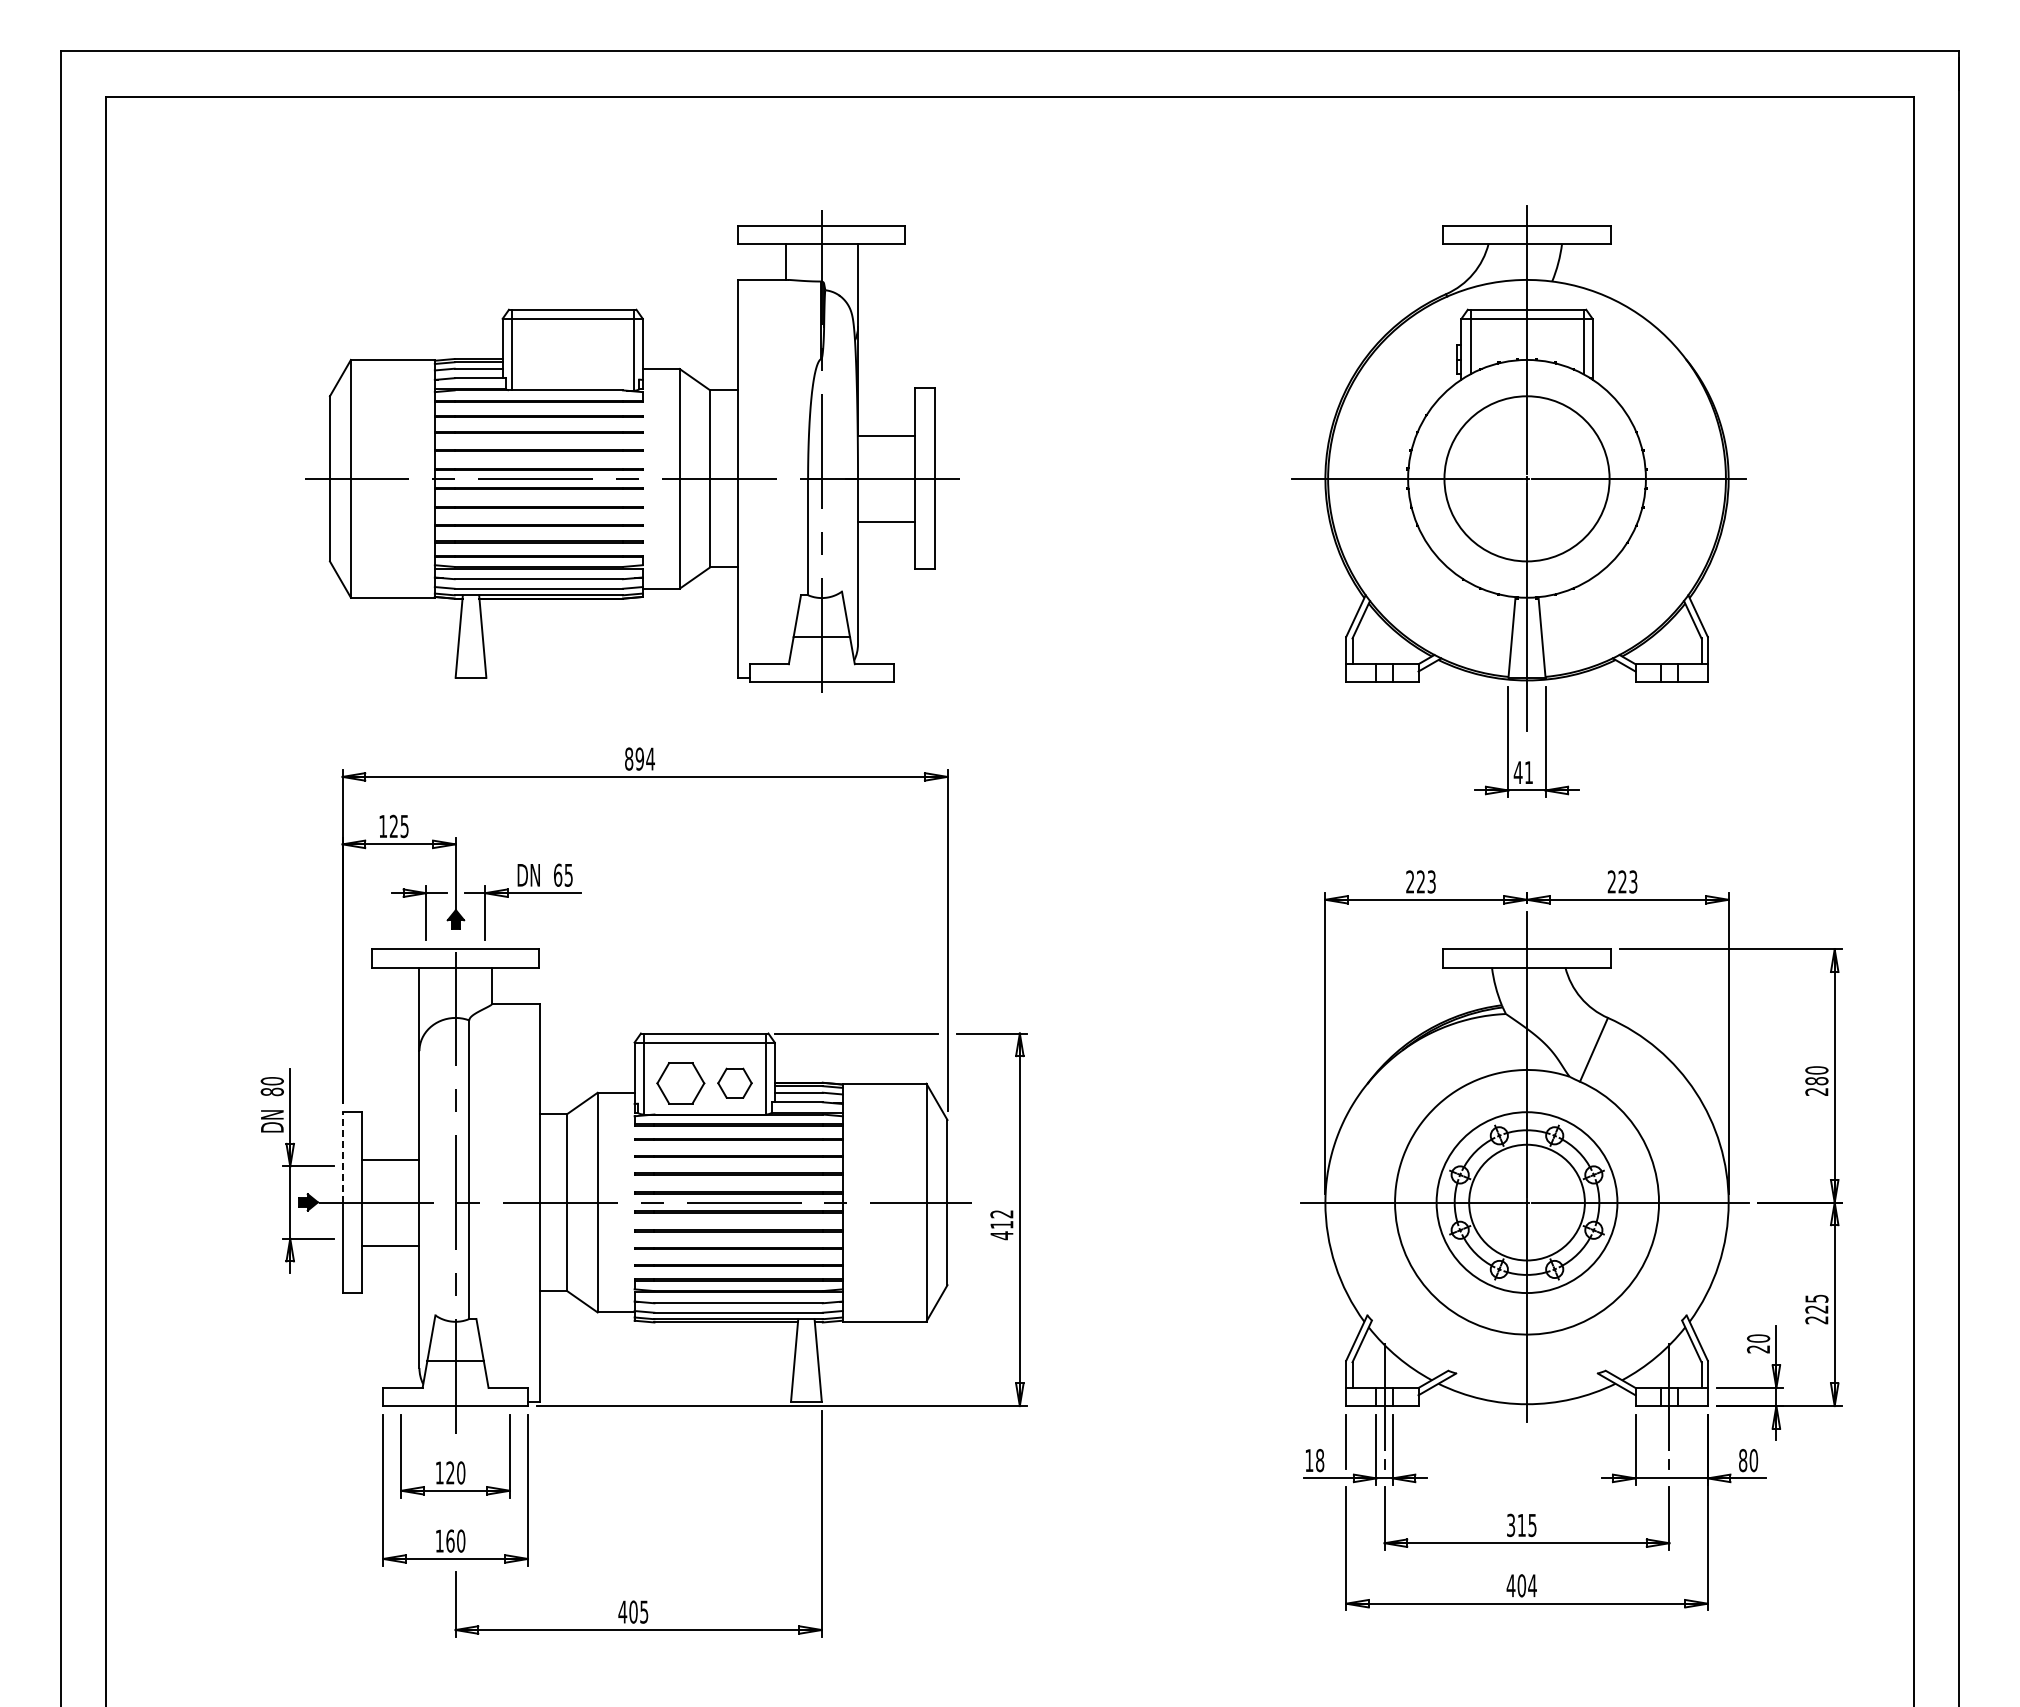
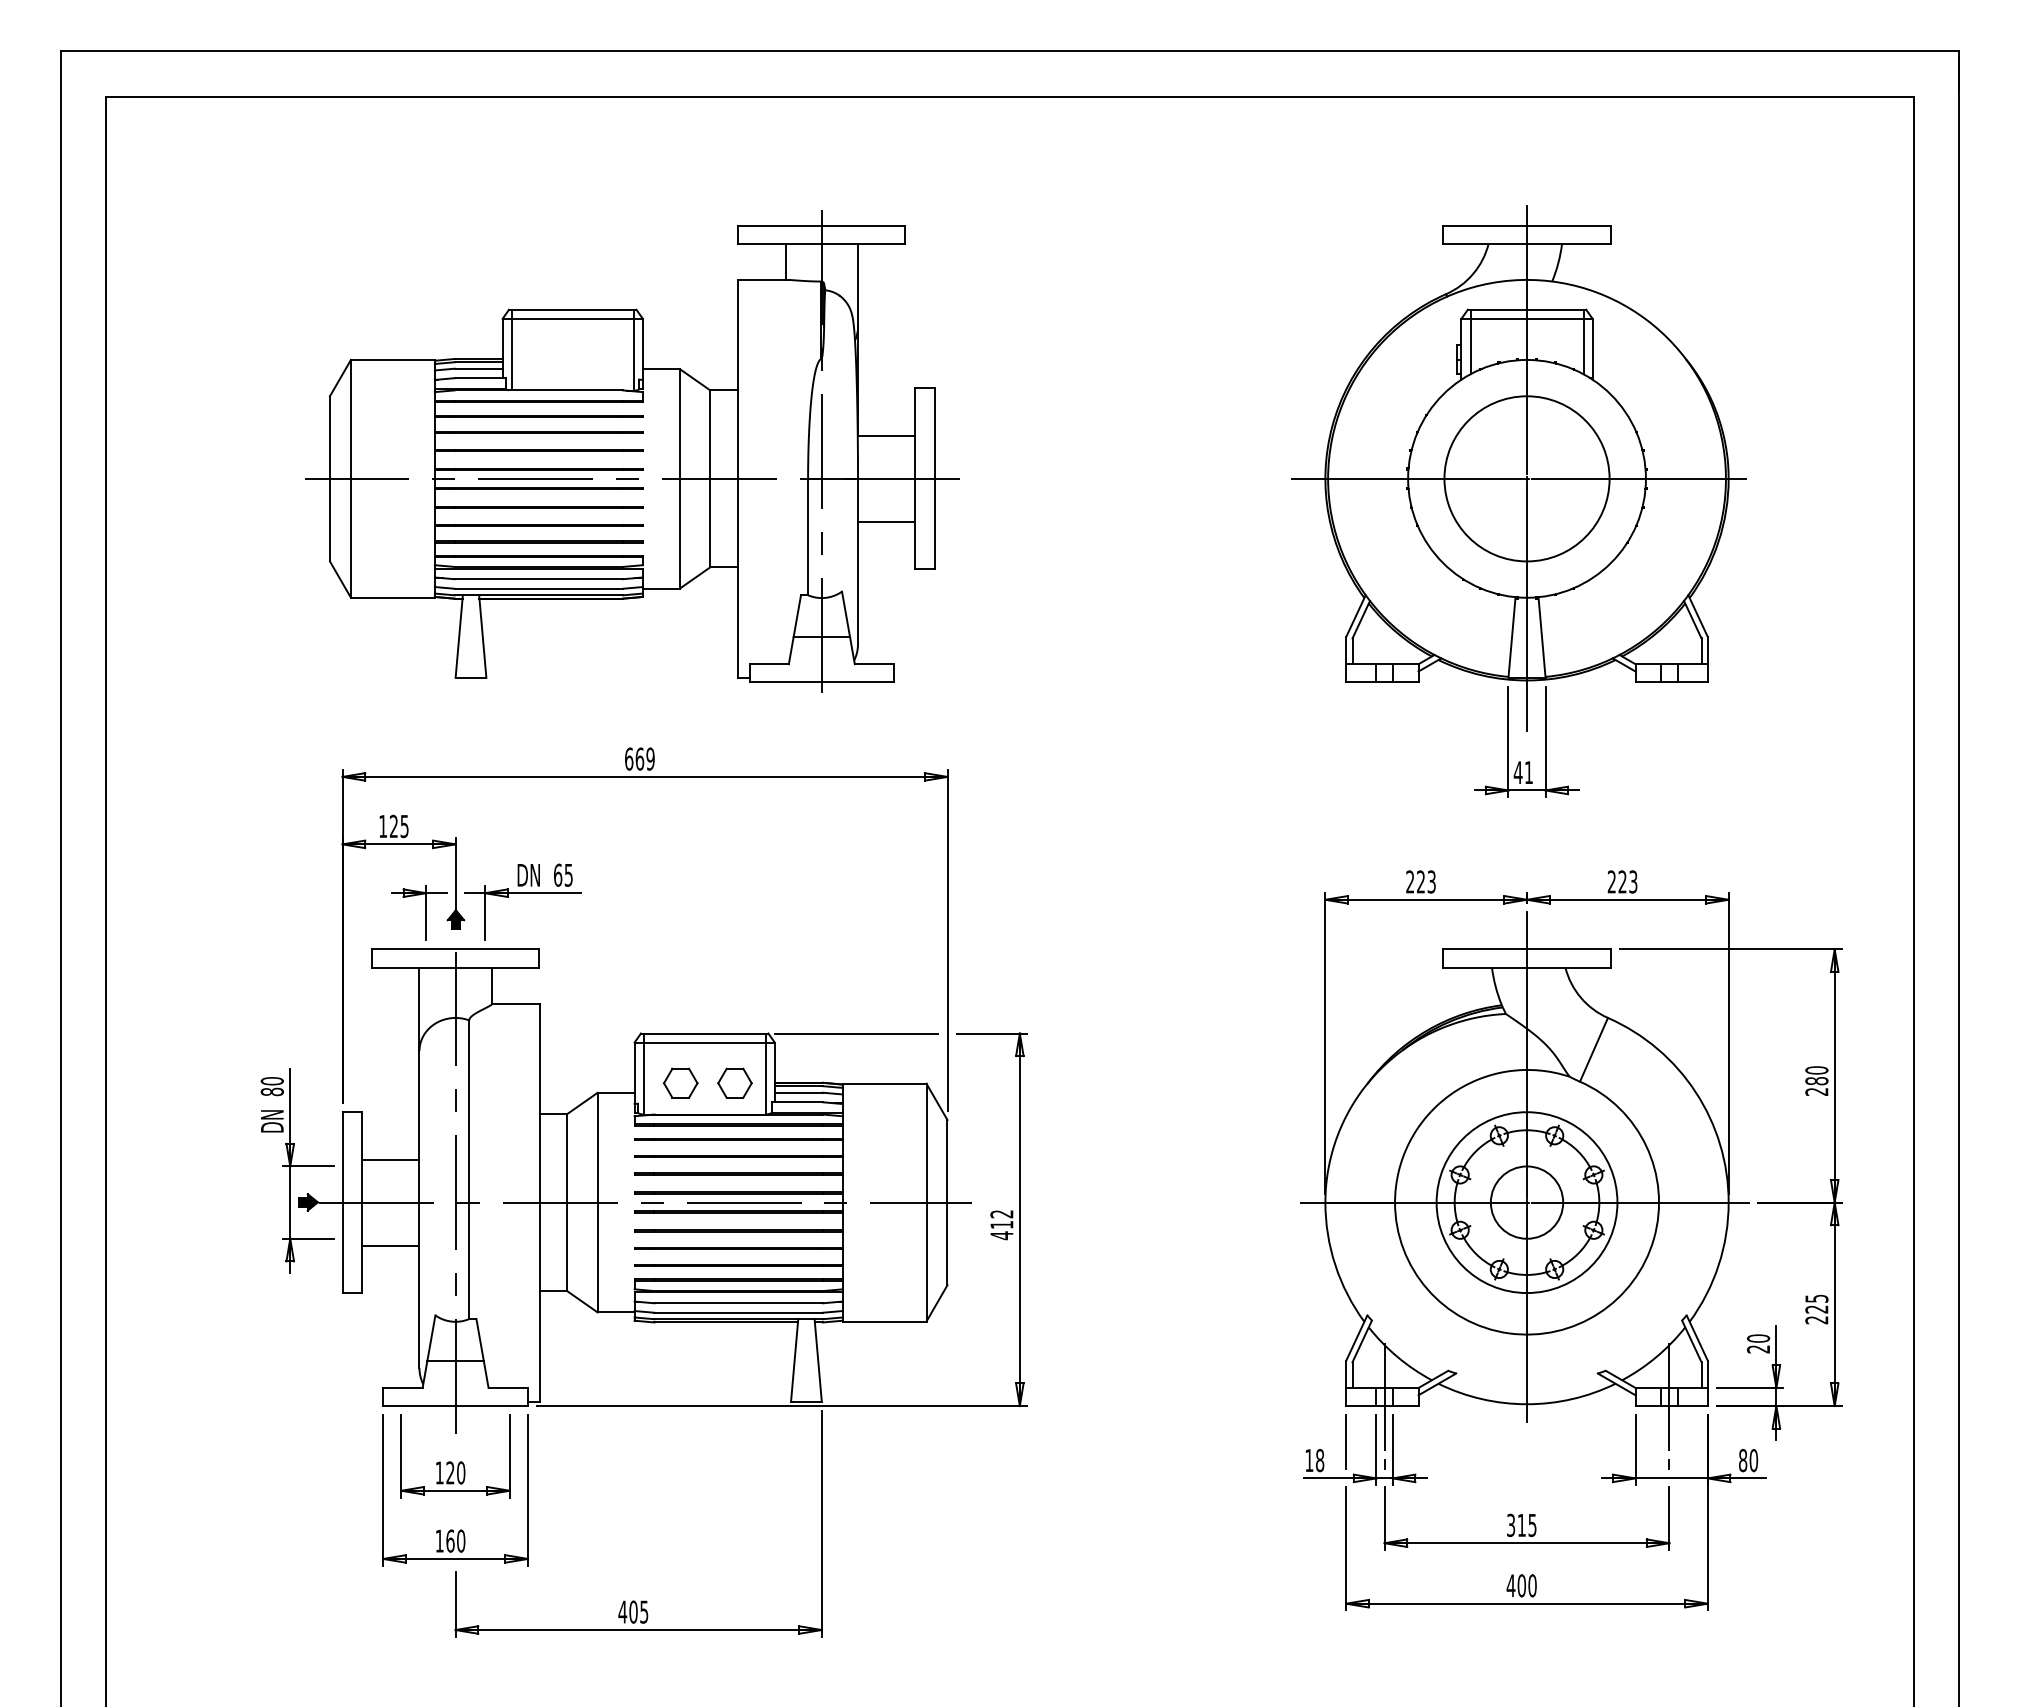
text: 894 -> 669 (639, 758)
part size: 50x43 px -> 37x32 px (680, 1082)
line: dashed -> solid (342, 1156)
circle diameter: 116 px -> 72 px (1526, 1202)
text: 404 -> 400 (1532, 1585)
